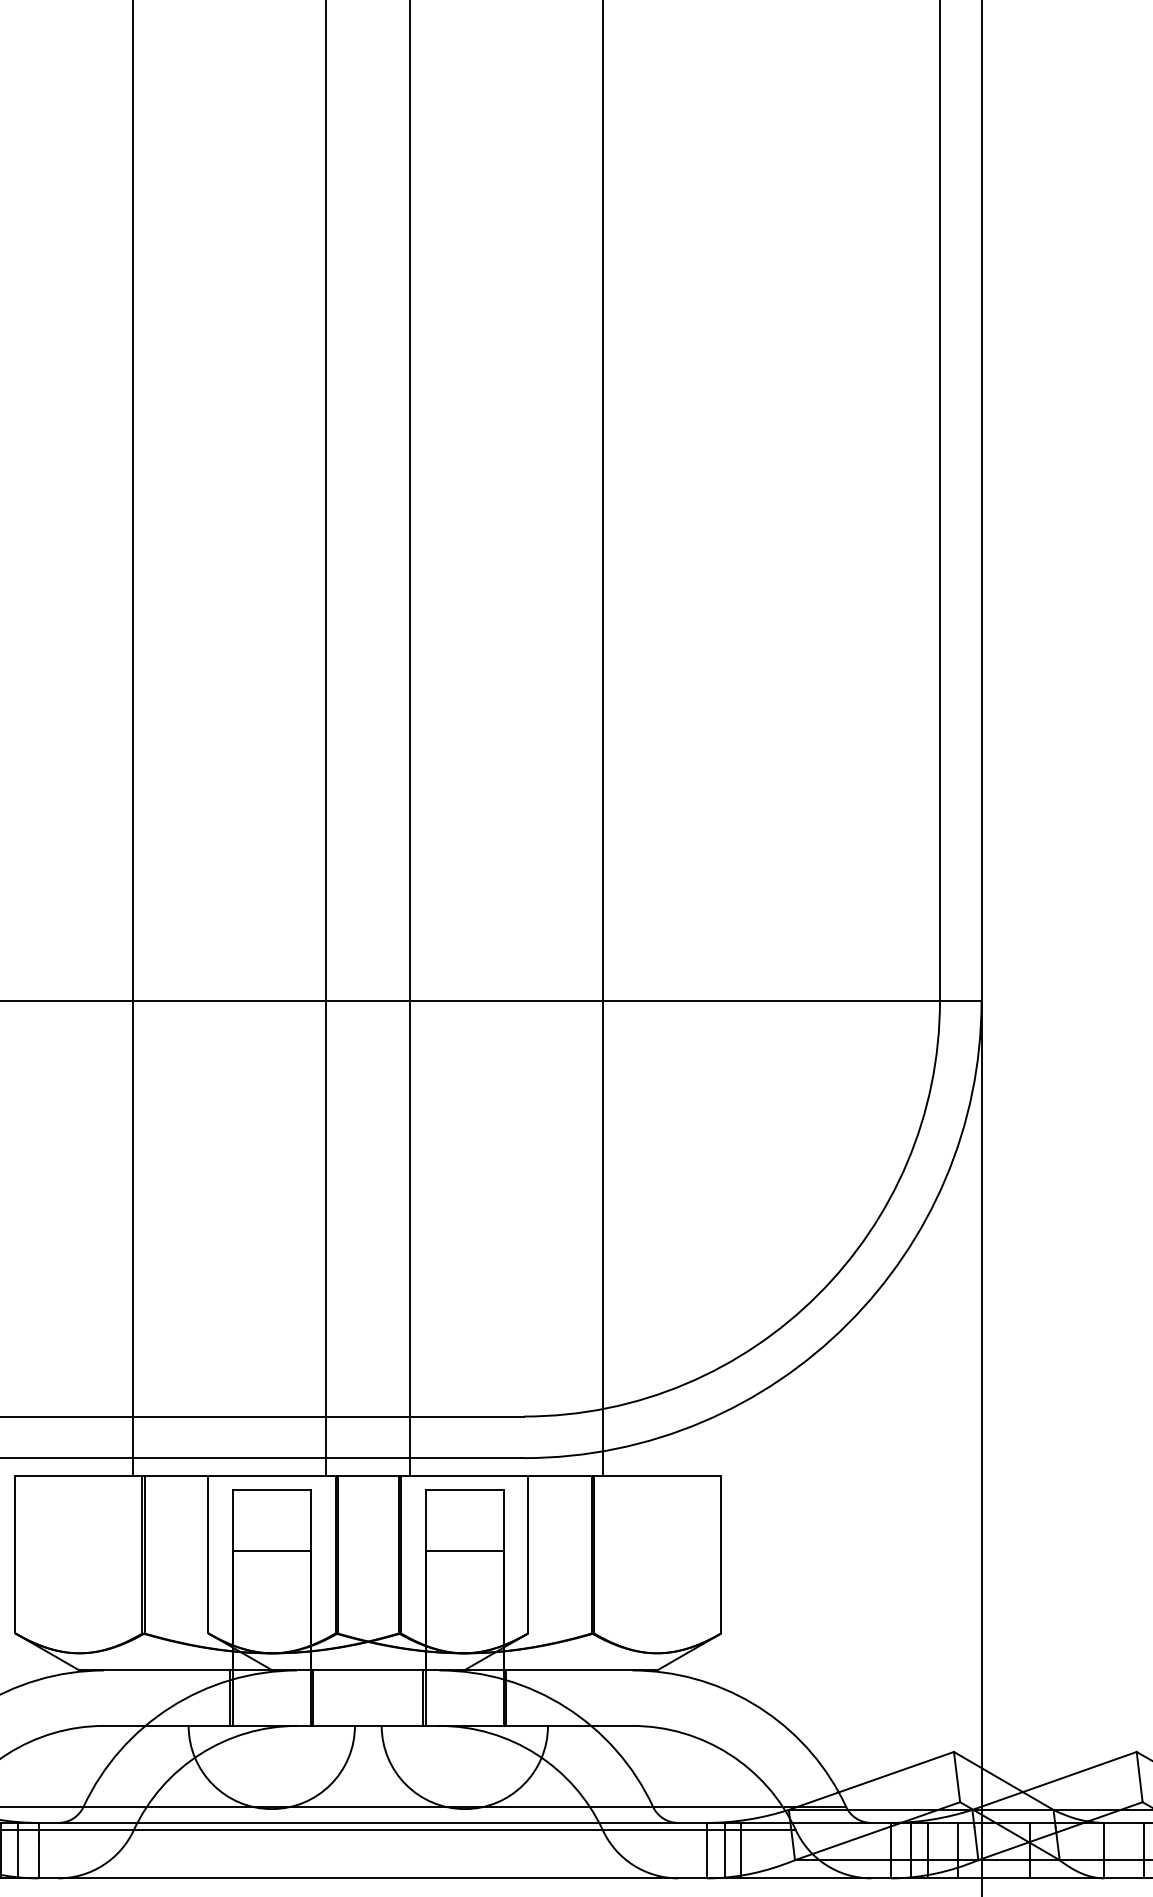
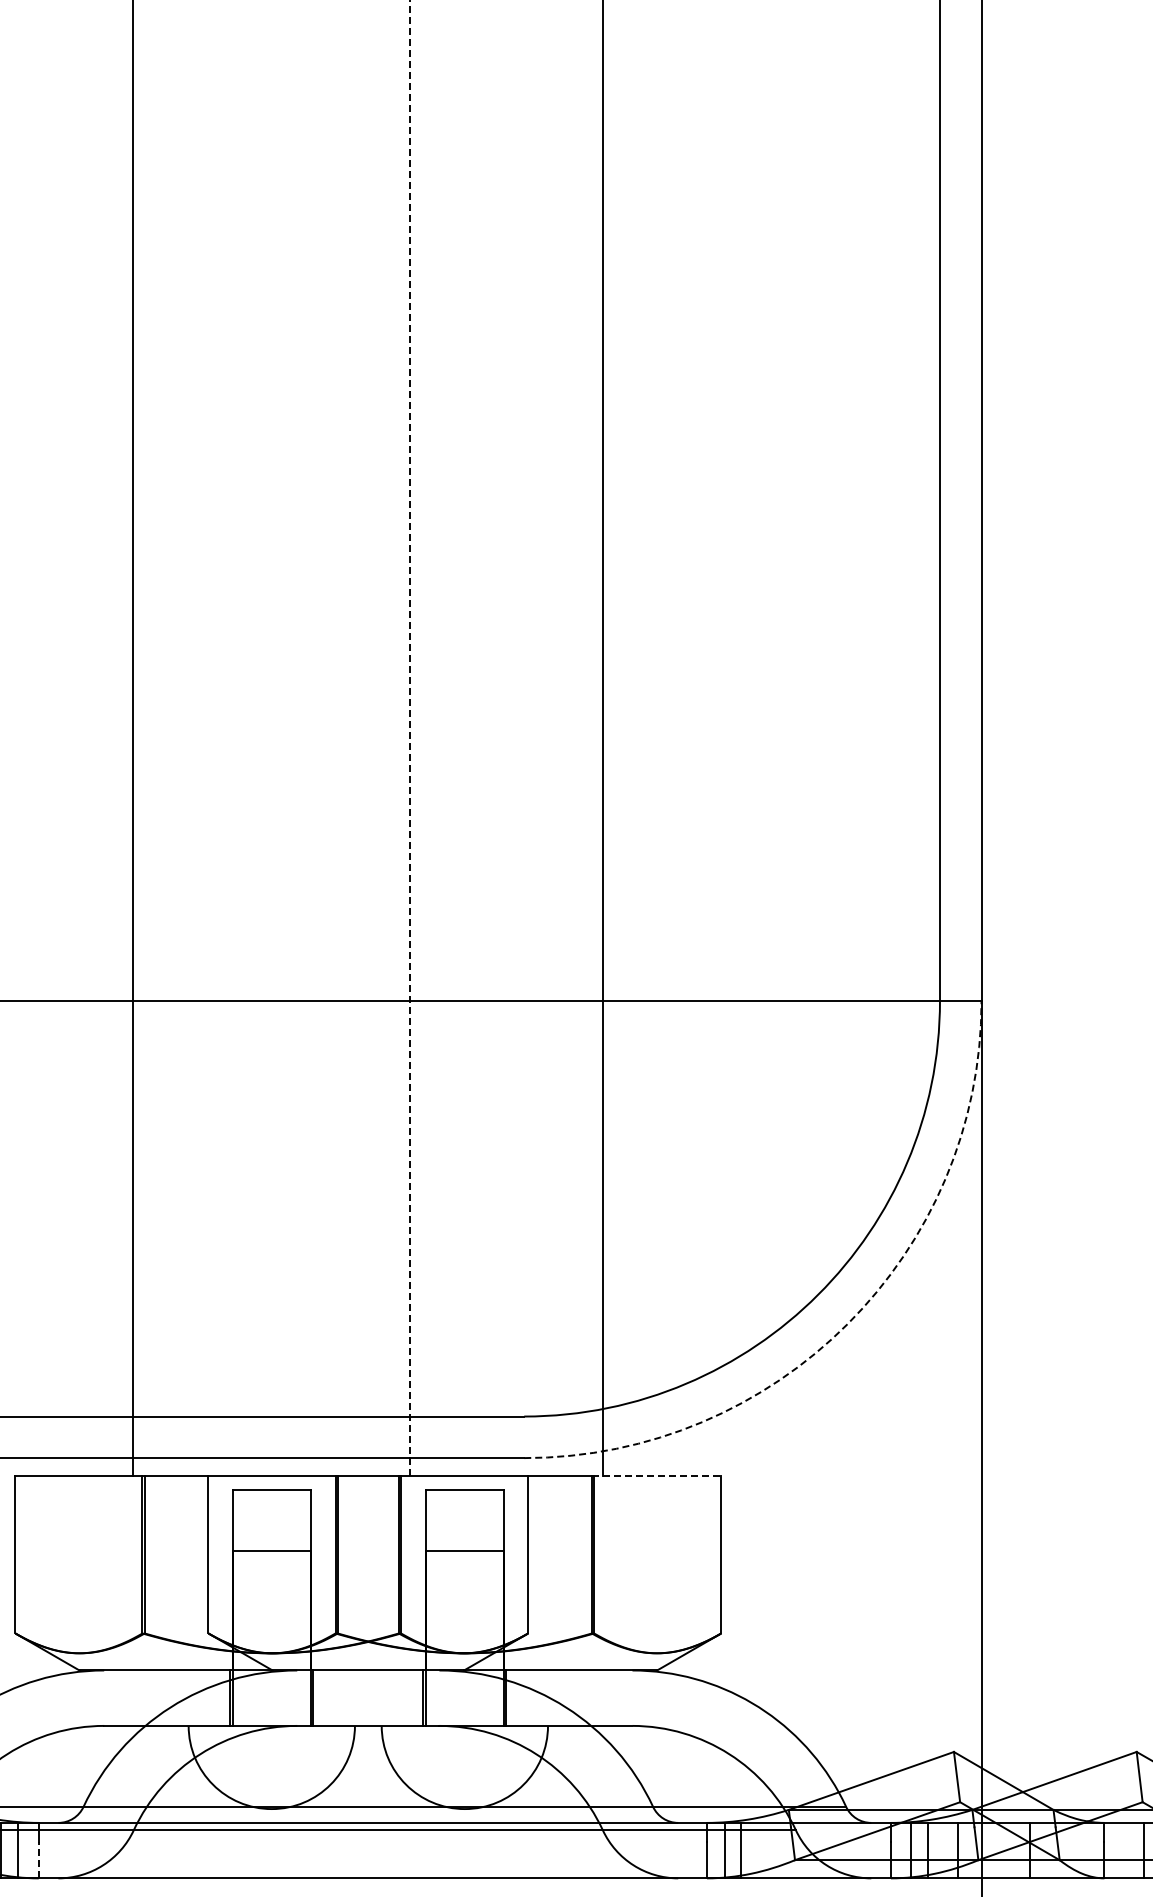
line: solid -> dashed (410, 738)
line: present -> none (326, 739)
arc: solid -> dashed (847, 1324)
line: solid -> dashed (656, 1476)
line: solid -> dashed (38, 1859)
